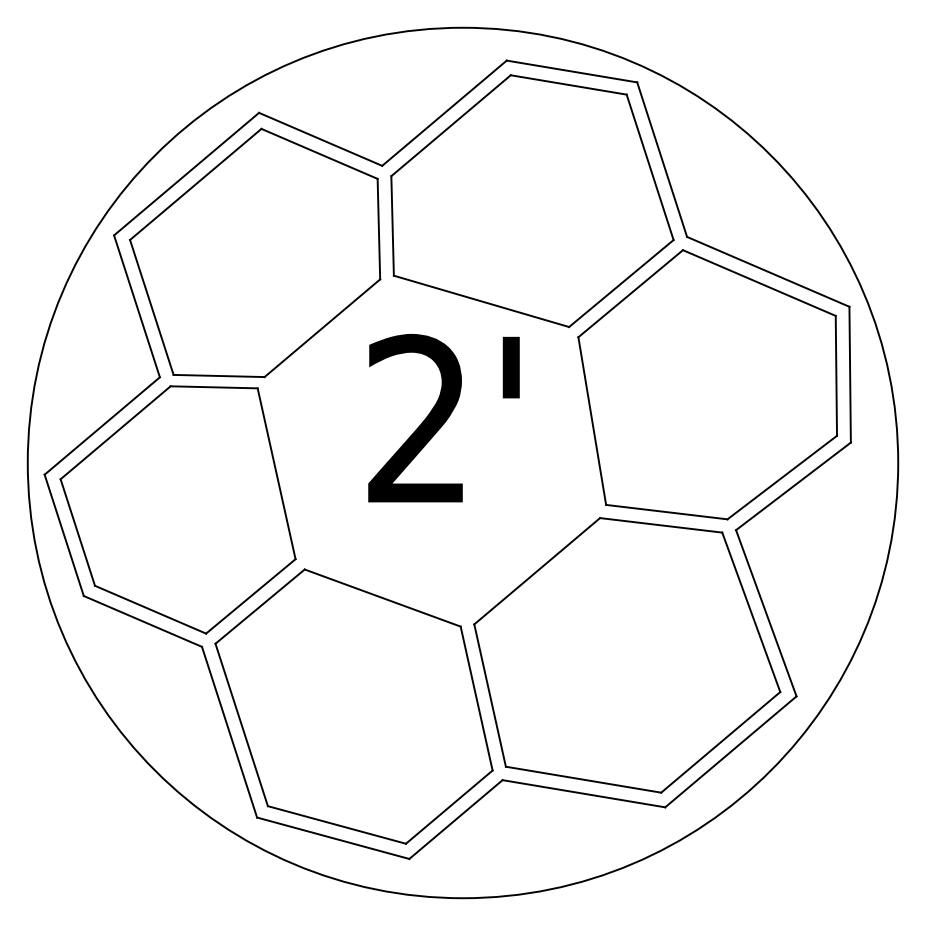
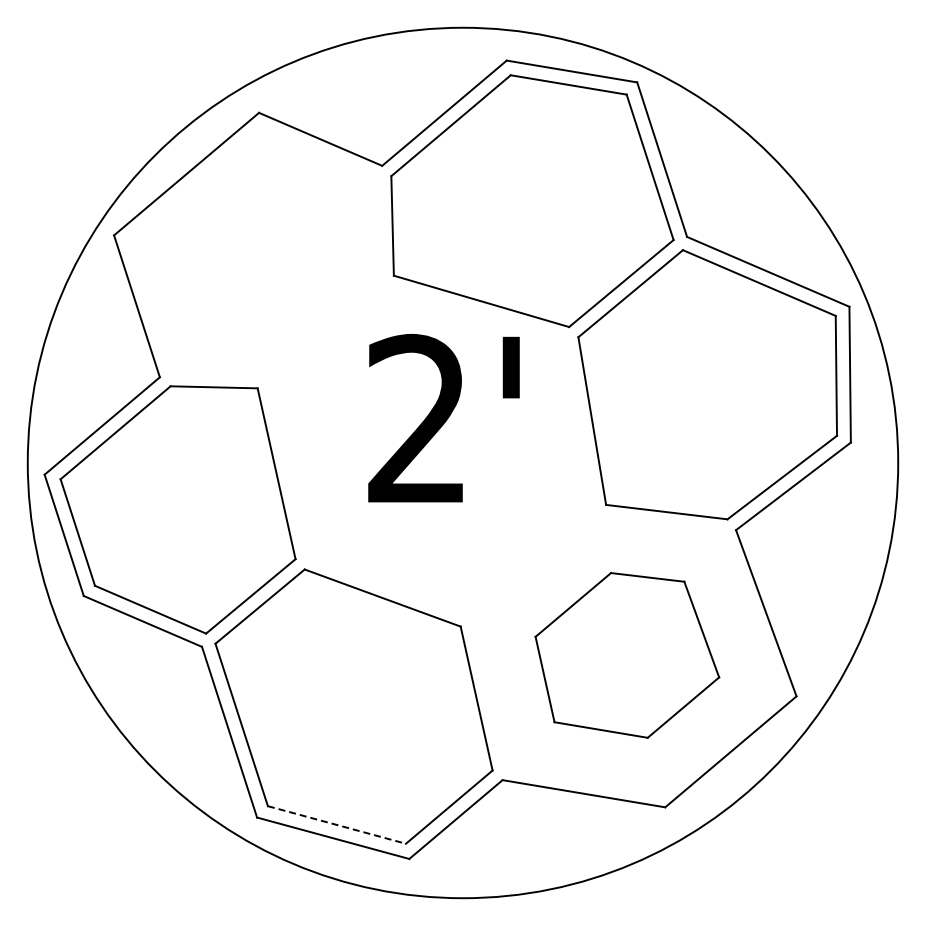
part: present -> none (255, 252)
part size: 309x277 px -> 187x167 px (627, 655)
line: solid -> dashed (336, 824)
